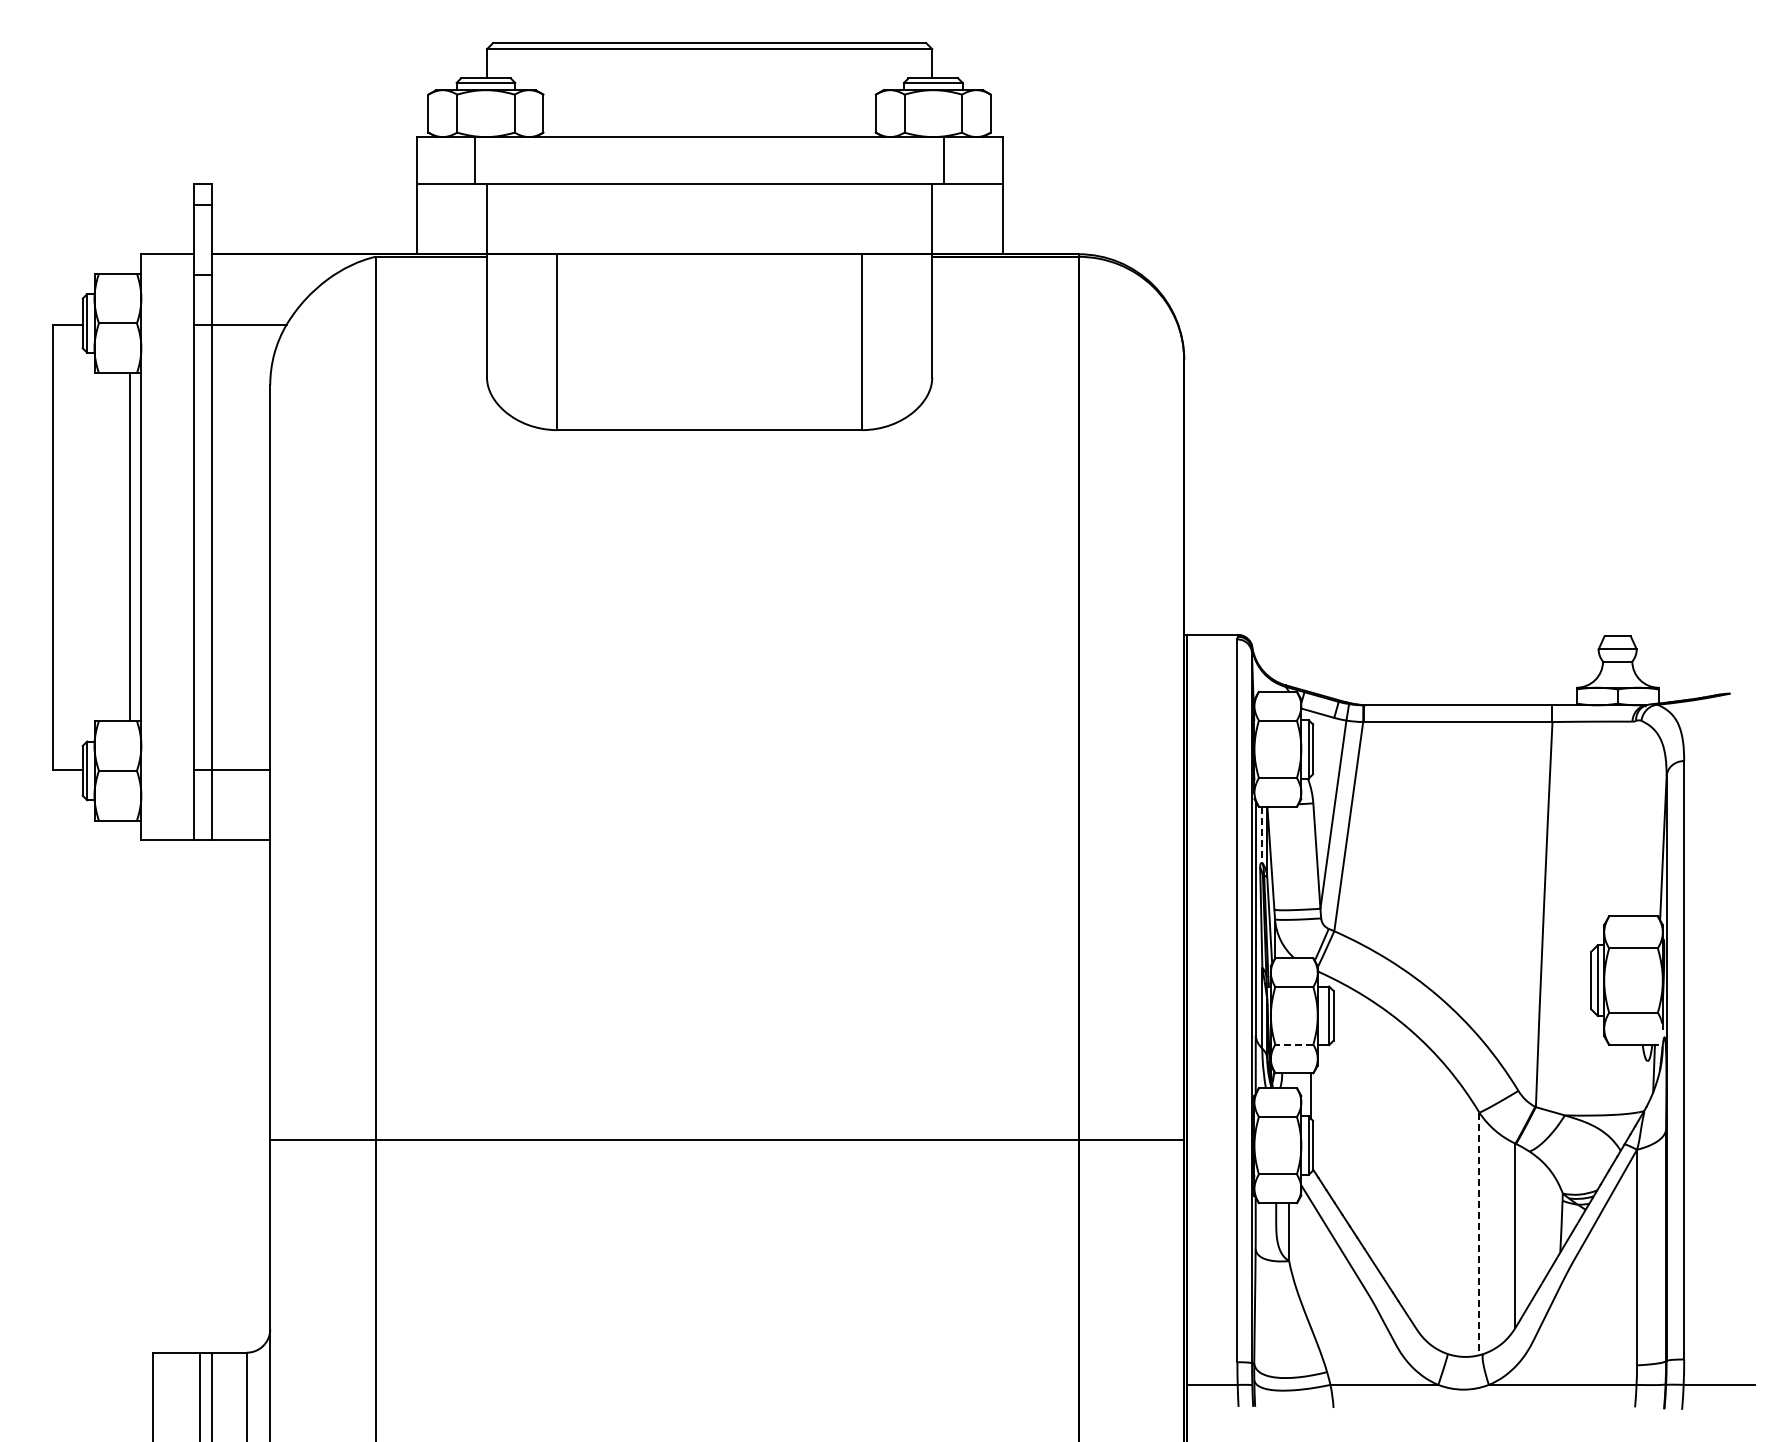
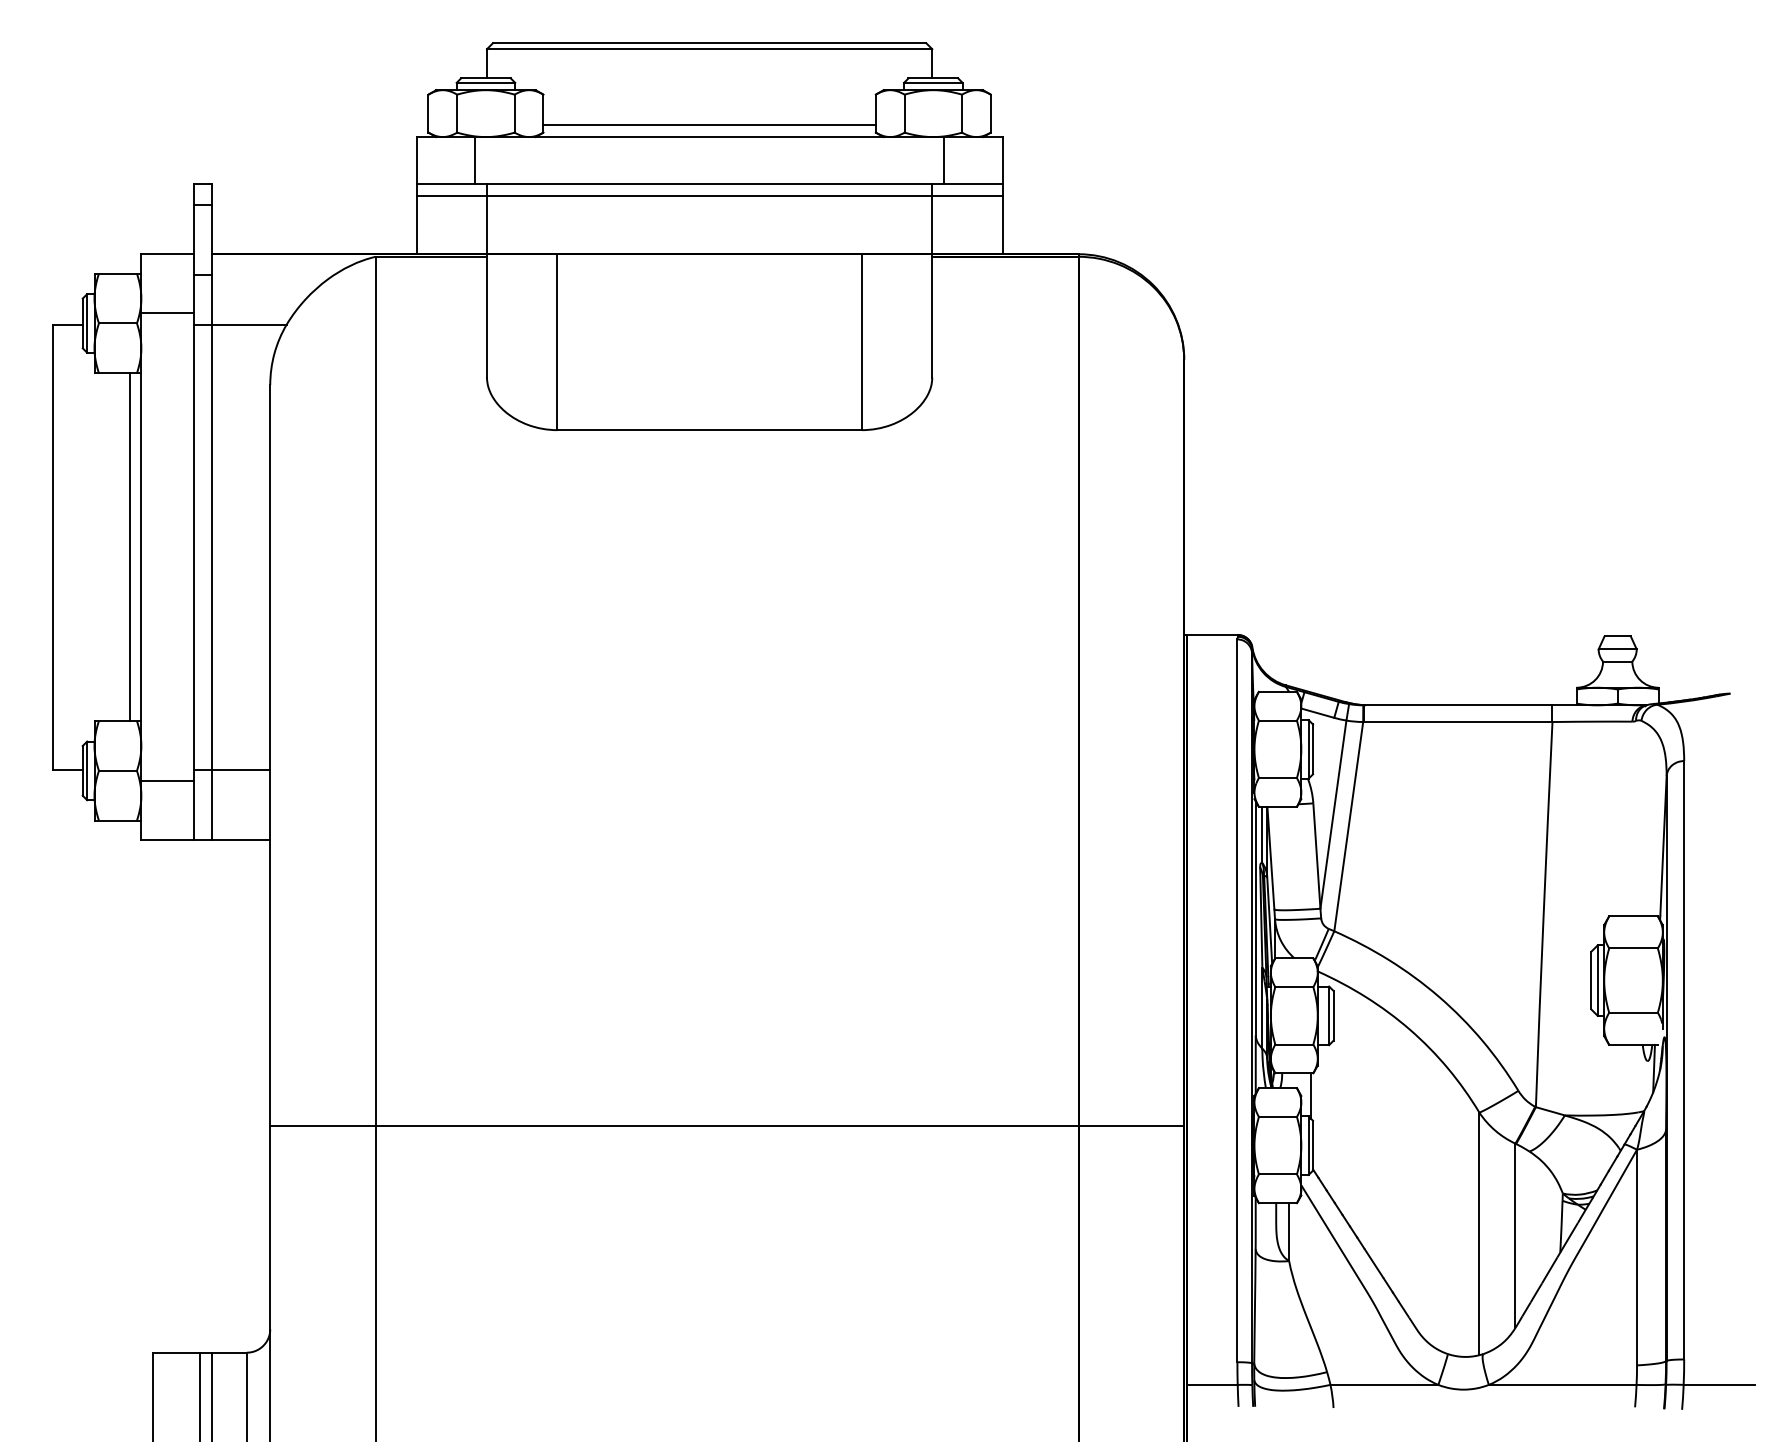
line: none -> present (709, 125)
line: none -> present (709, 195)
line: none -> present (167, 312)
line: none -> present (167, 781)
line: dashed -> solid (1262, 835)
line: dashed -> solid (1293, 1044)
line position: (727, 1140) -> (727, 1126) (727, 1126)
line: dashed -> solid (1479, 1234)
